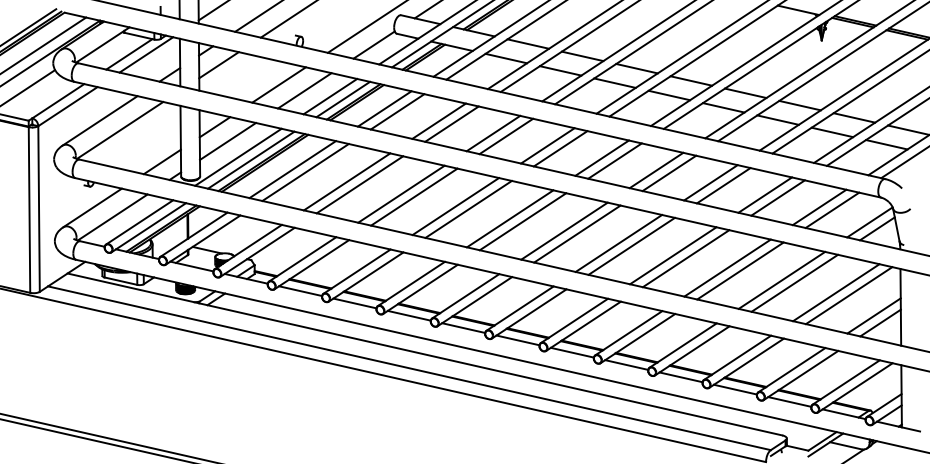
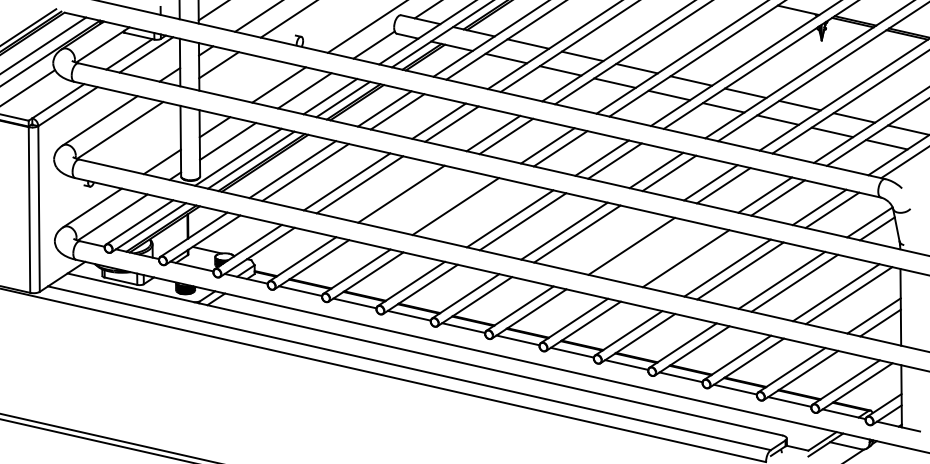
line: present -> none (414, 196)
line: present -> none (468, 208)
line: present -> none (618, 242)
line: present -> none (673, 255)
